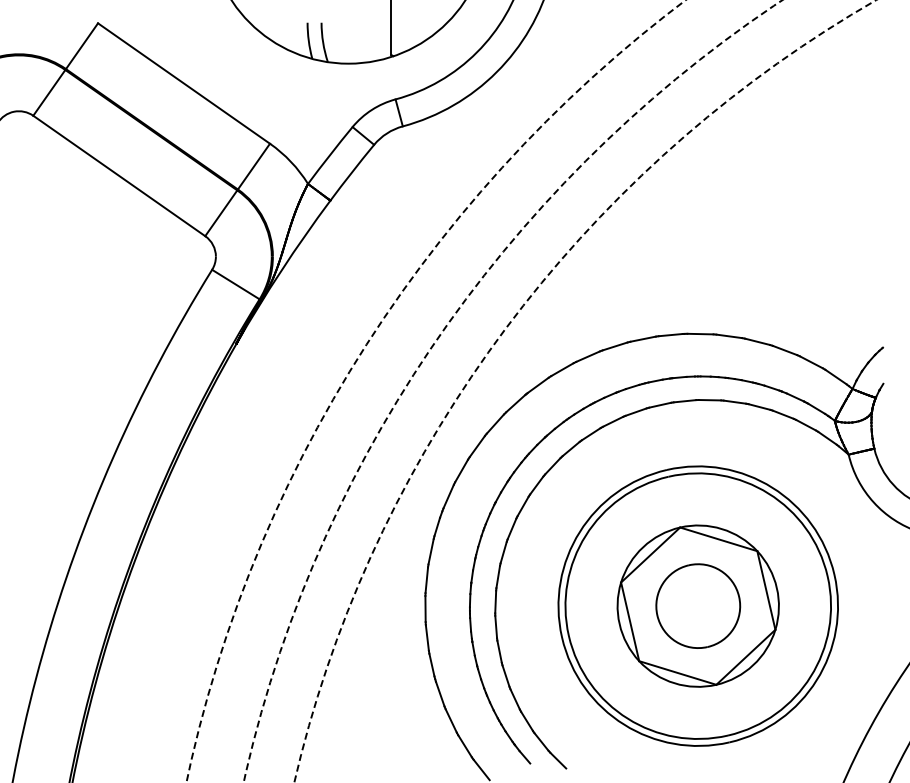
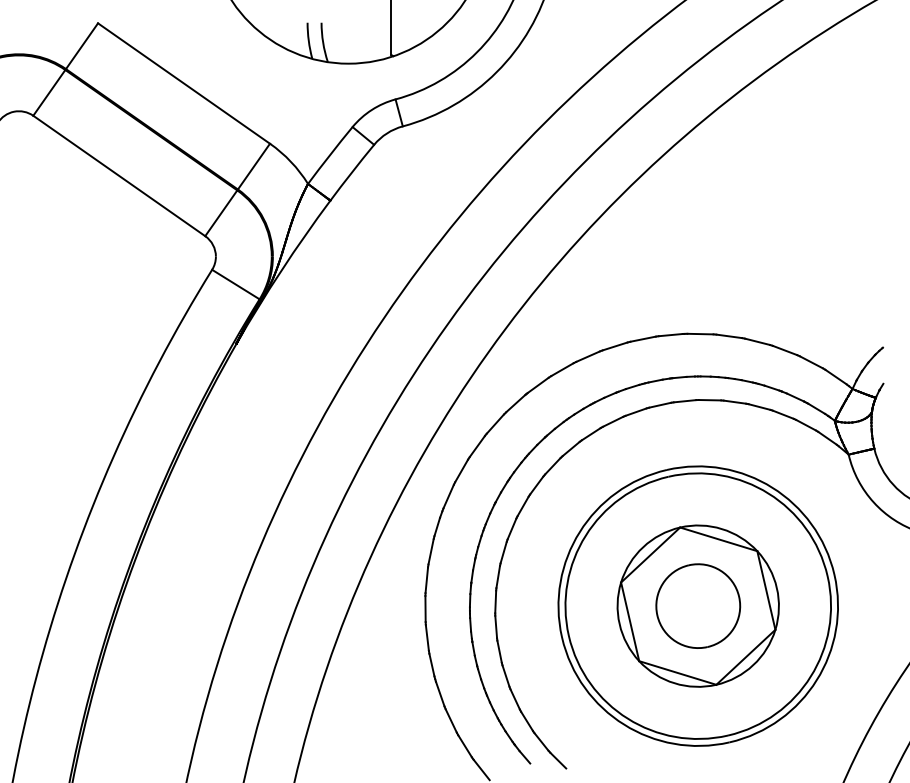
arc: dashed -> solid (504, 329)
arc: dashed -> solid (437, 339)
arc: dashed -> solid (363, 348)
